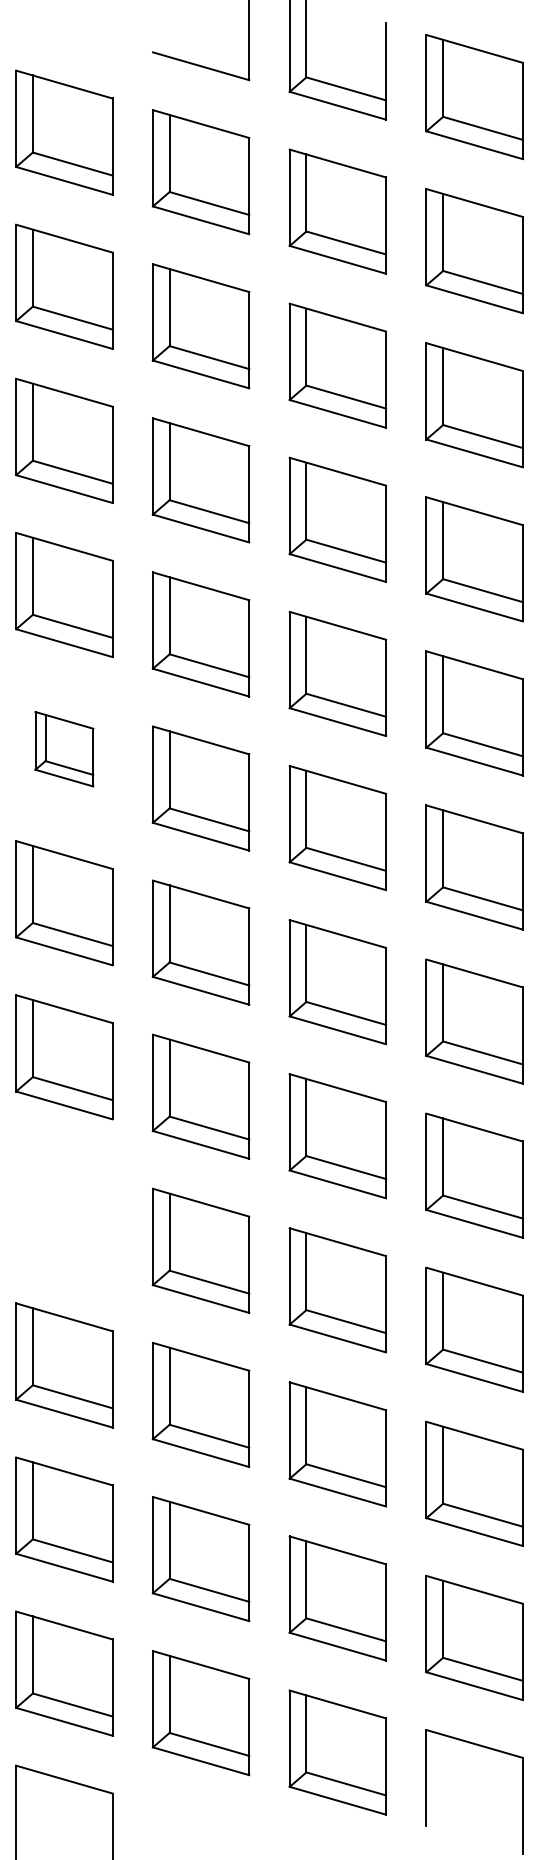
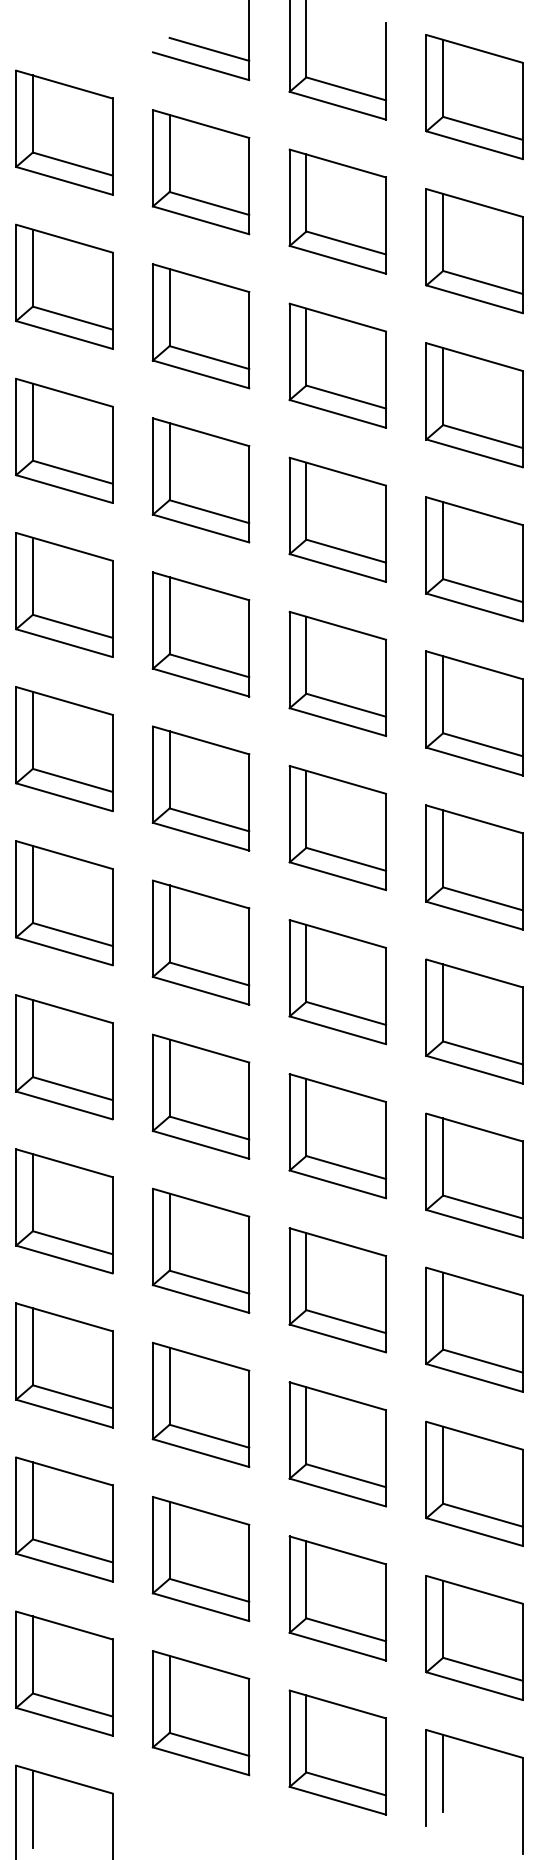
line: none -> present (209, 48)
part size: 61x77 px -> 99x127 px (64, 749)
part: none -> present (64, 1211)
line: none -> present (443, 1772)
line: none -> present (32, 1808)
